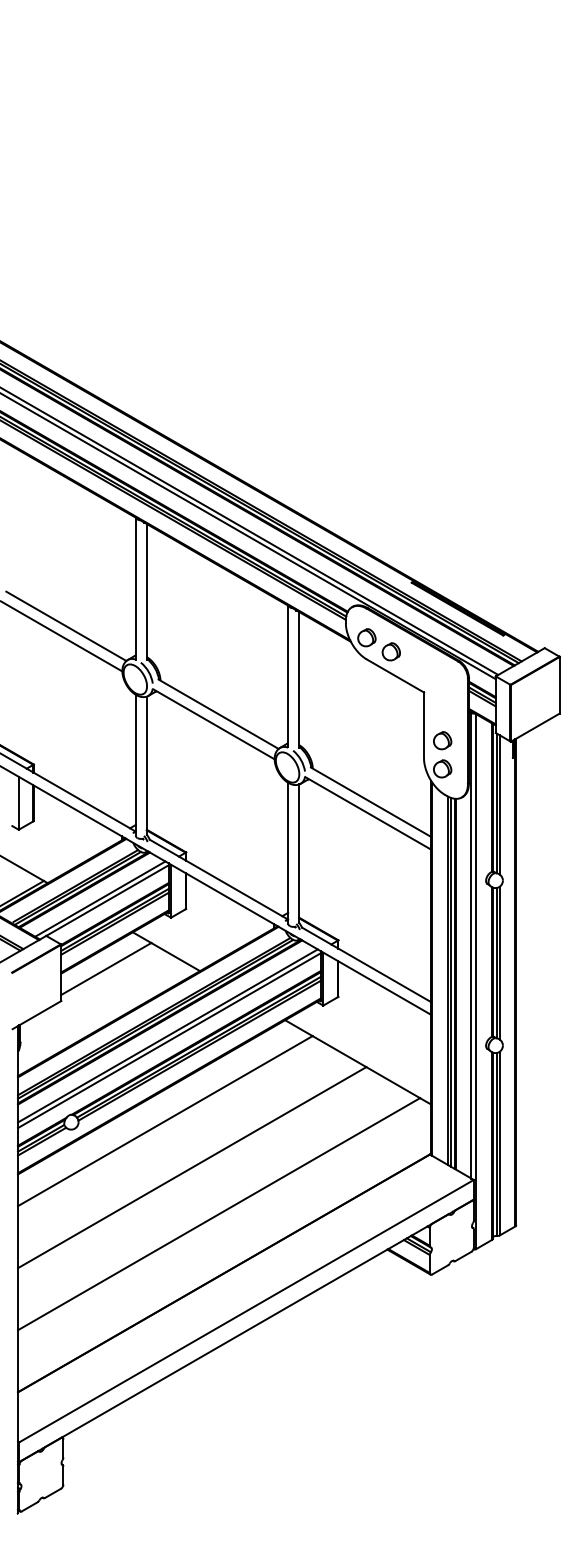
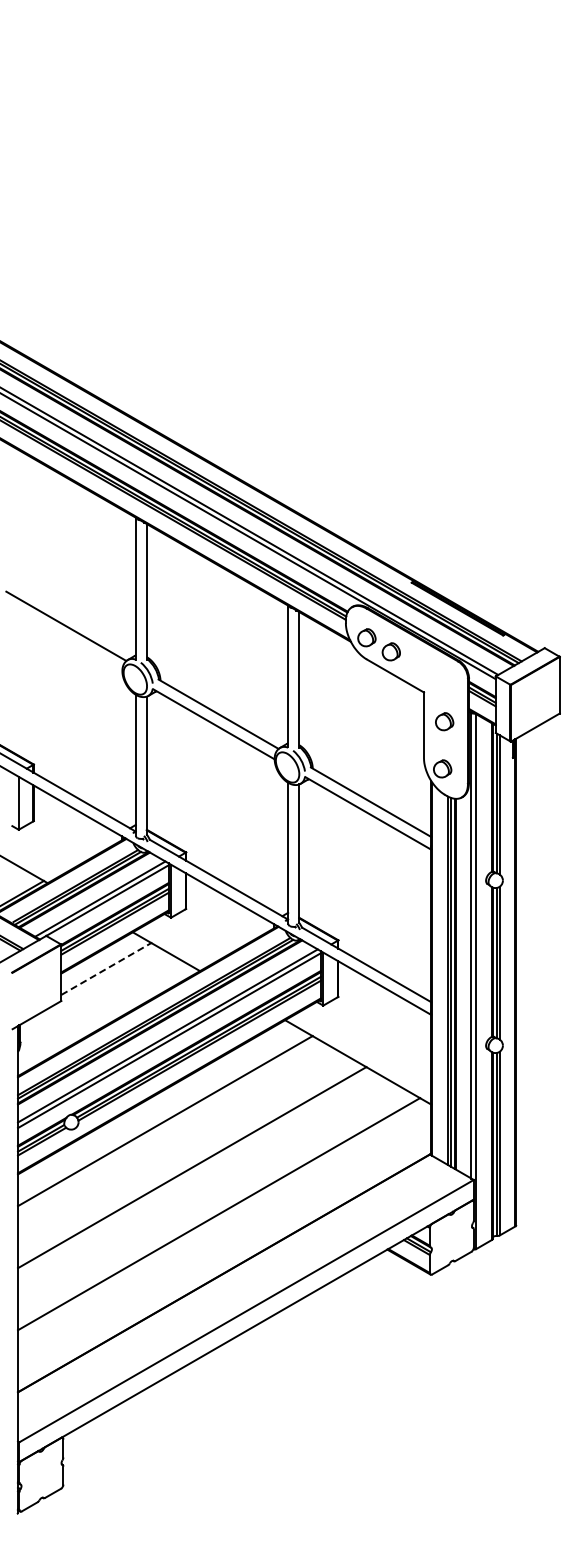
line: present -> none (62, 636)
part position: (442, 740) -> (444, 721) (444, 721)
line: solid -> dashed (106, 968)
